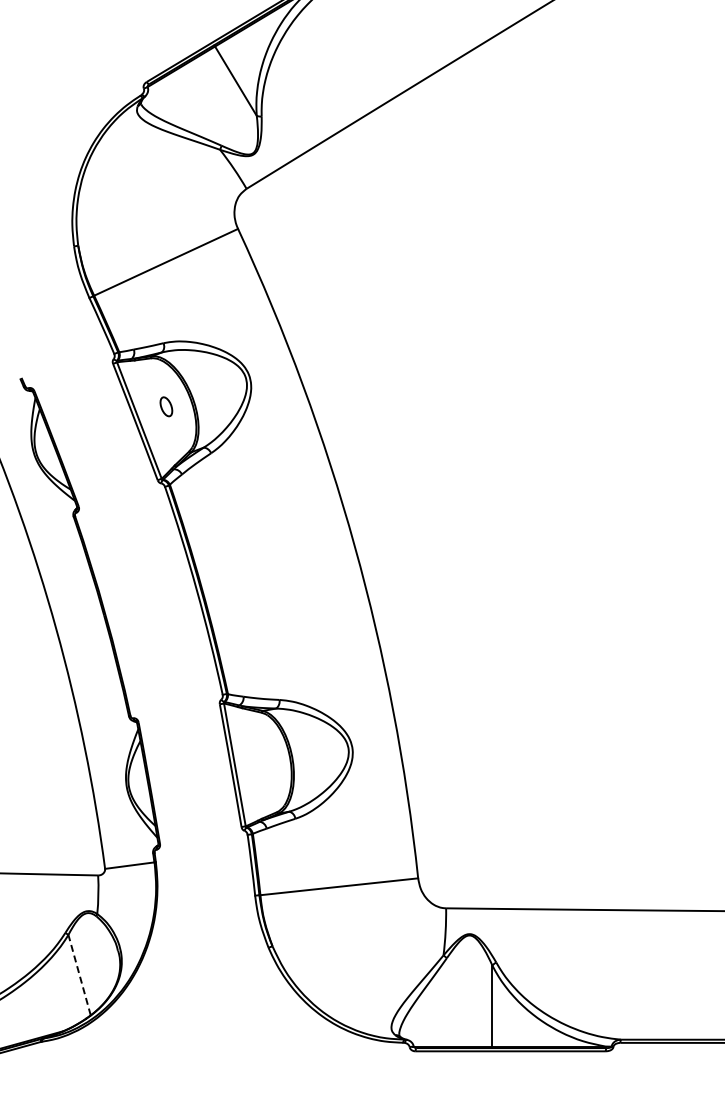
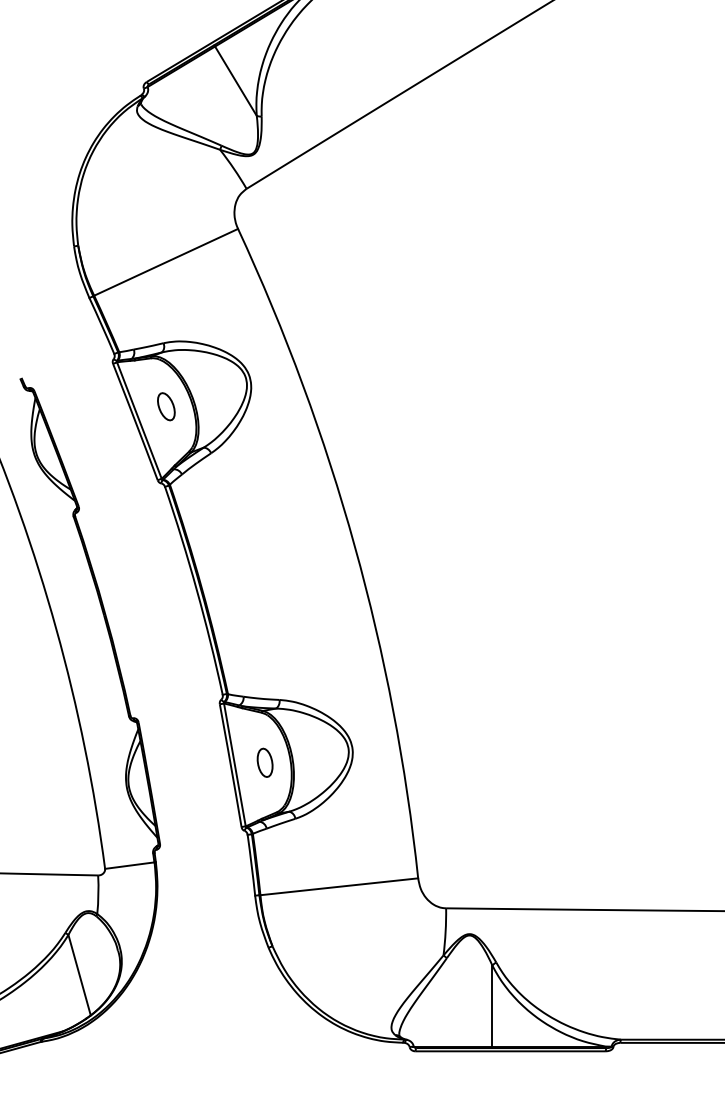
part size: 15x22 px -> 19x30 px (166, 406)
part: none -> present (264, 762)
line: dashed -> solid (79, 975)
